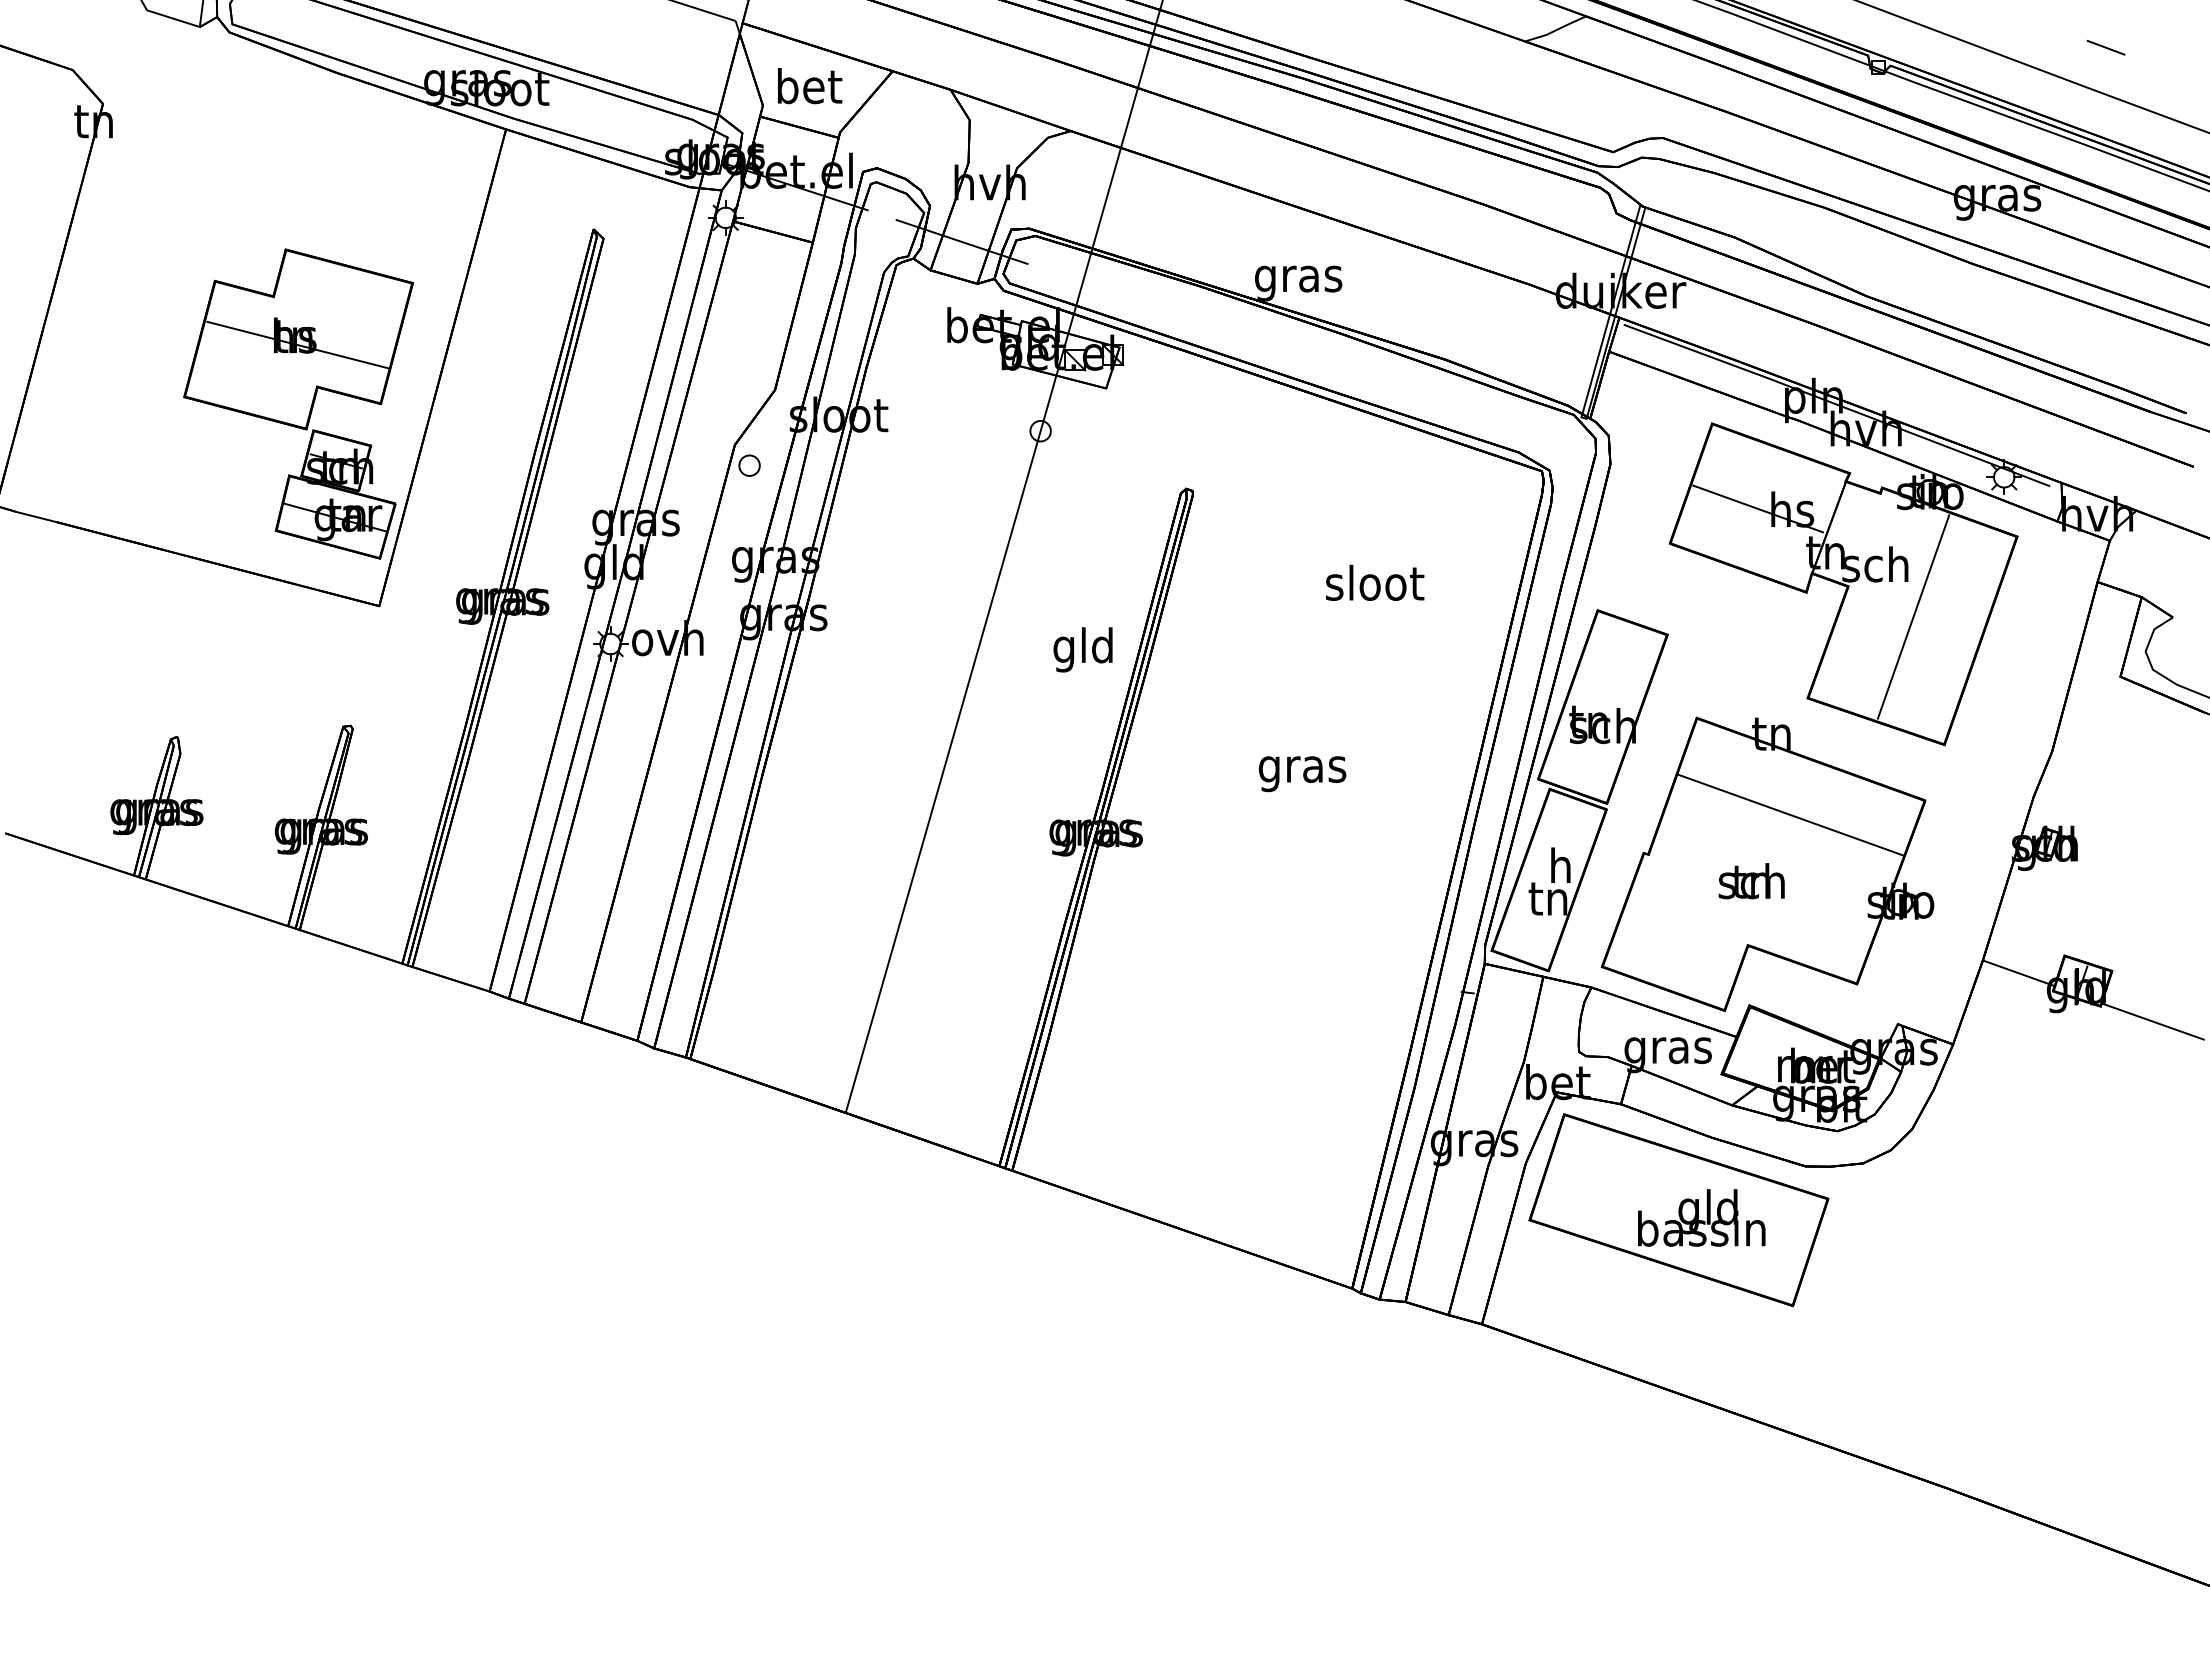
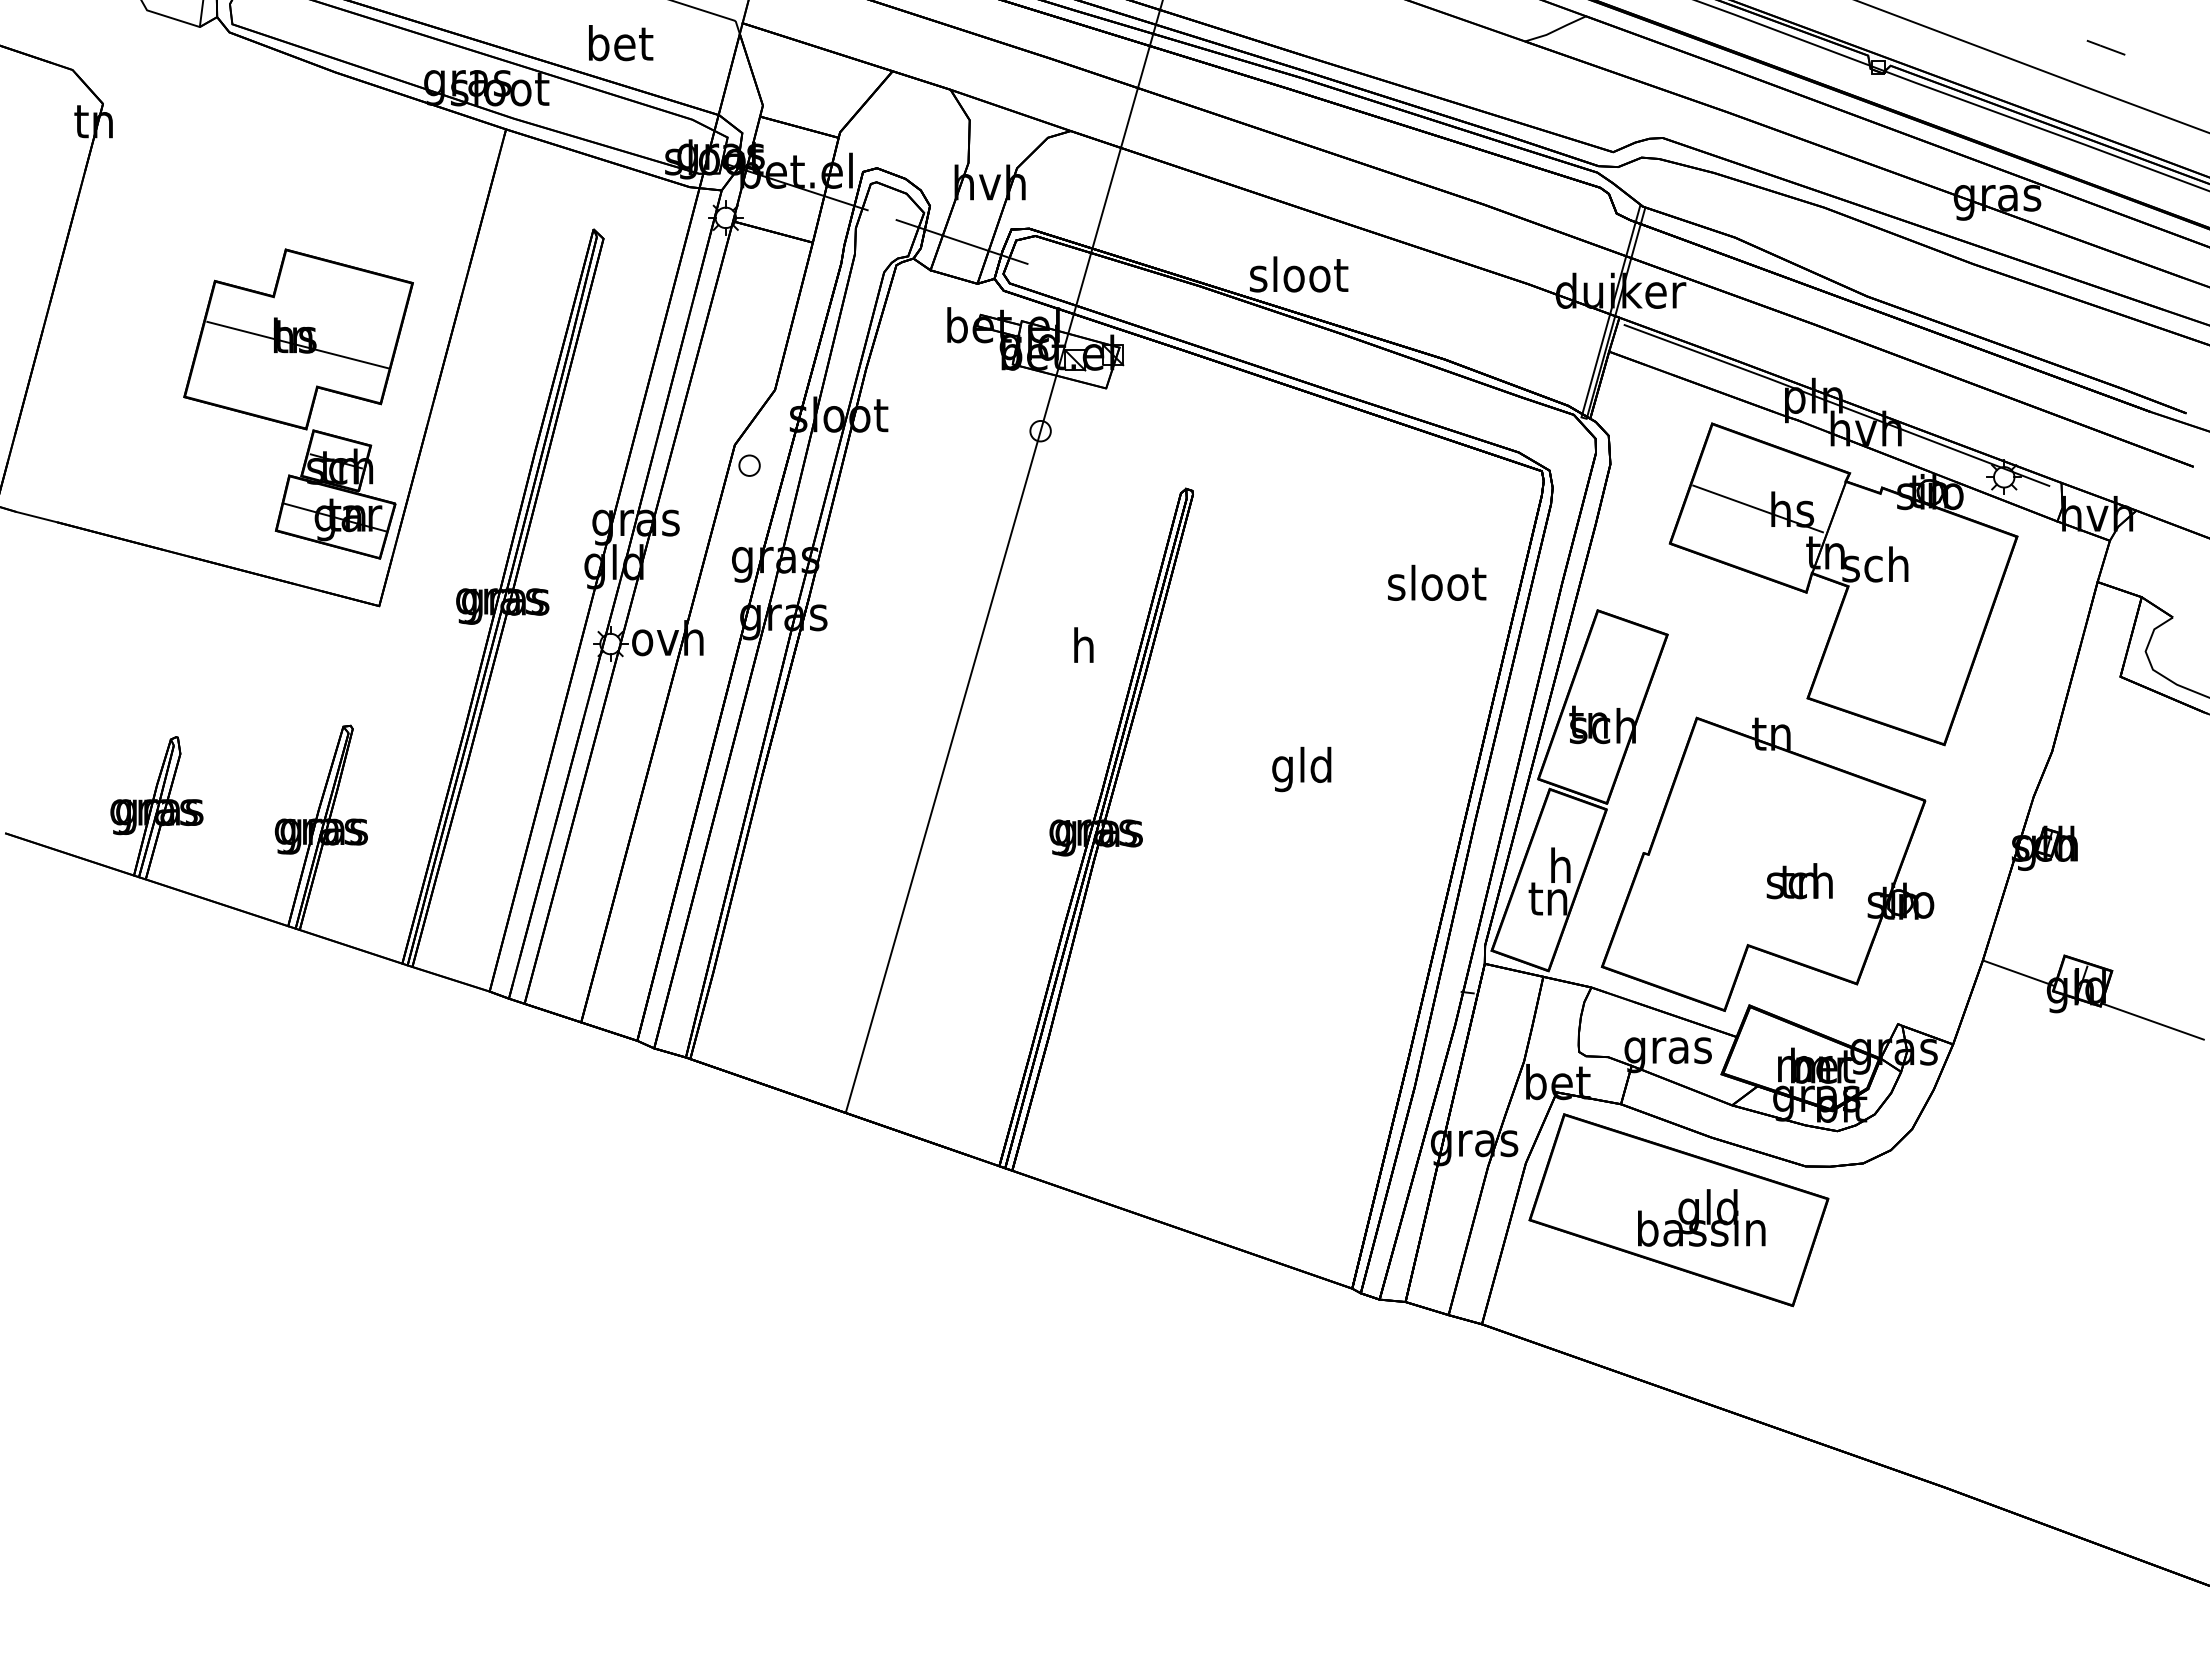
text position: (810, 86) -> (621, 43) (621, 43)
text: gras -> sloot (1298, 278)
text position: (1375, 582) -> (1437, 582) (1437, 582)
line: present -> none (1913, 616)
text: gld -> h (1082, 649)
text: gras -> gld (1302, 769)
line: present -> none (1790, 814)
text position: (1751, 881) -> (1799, 881) (1799, 881)
